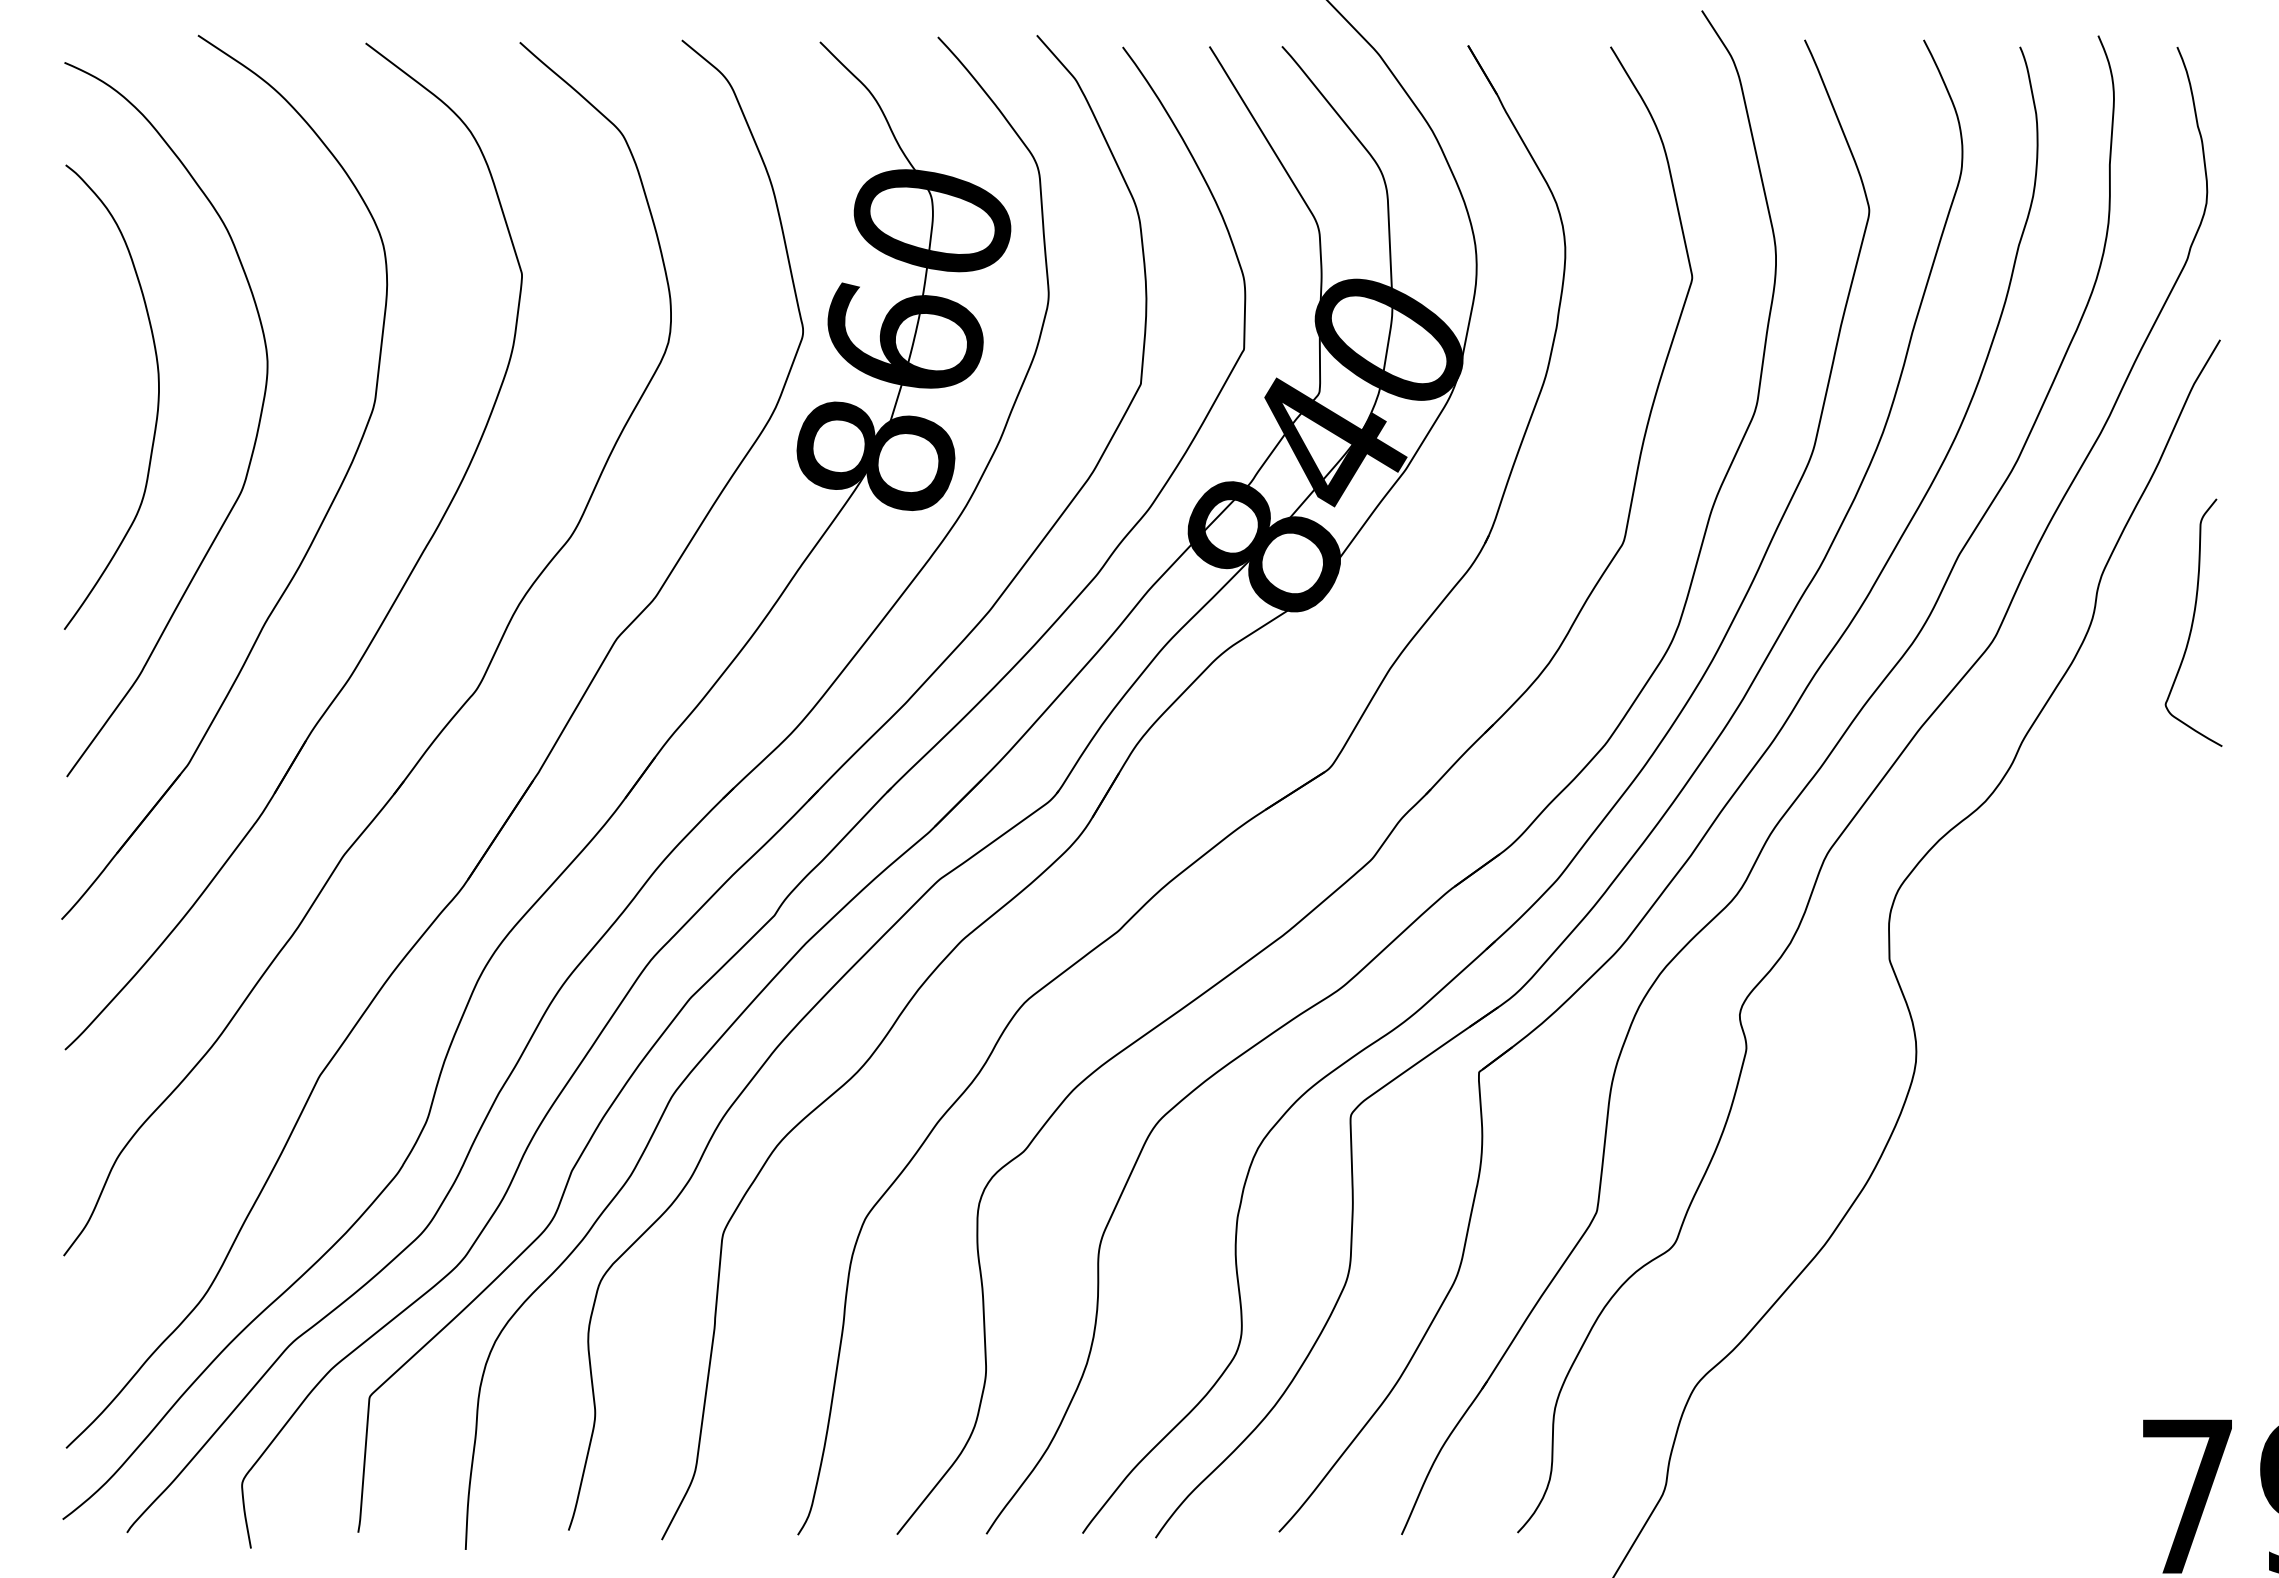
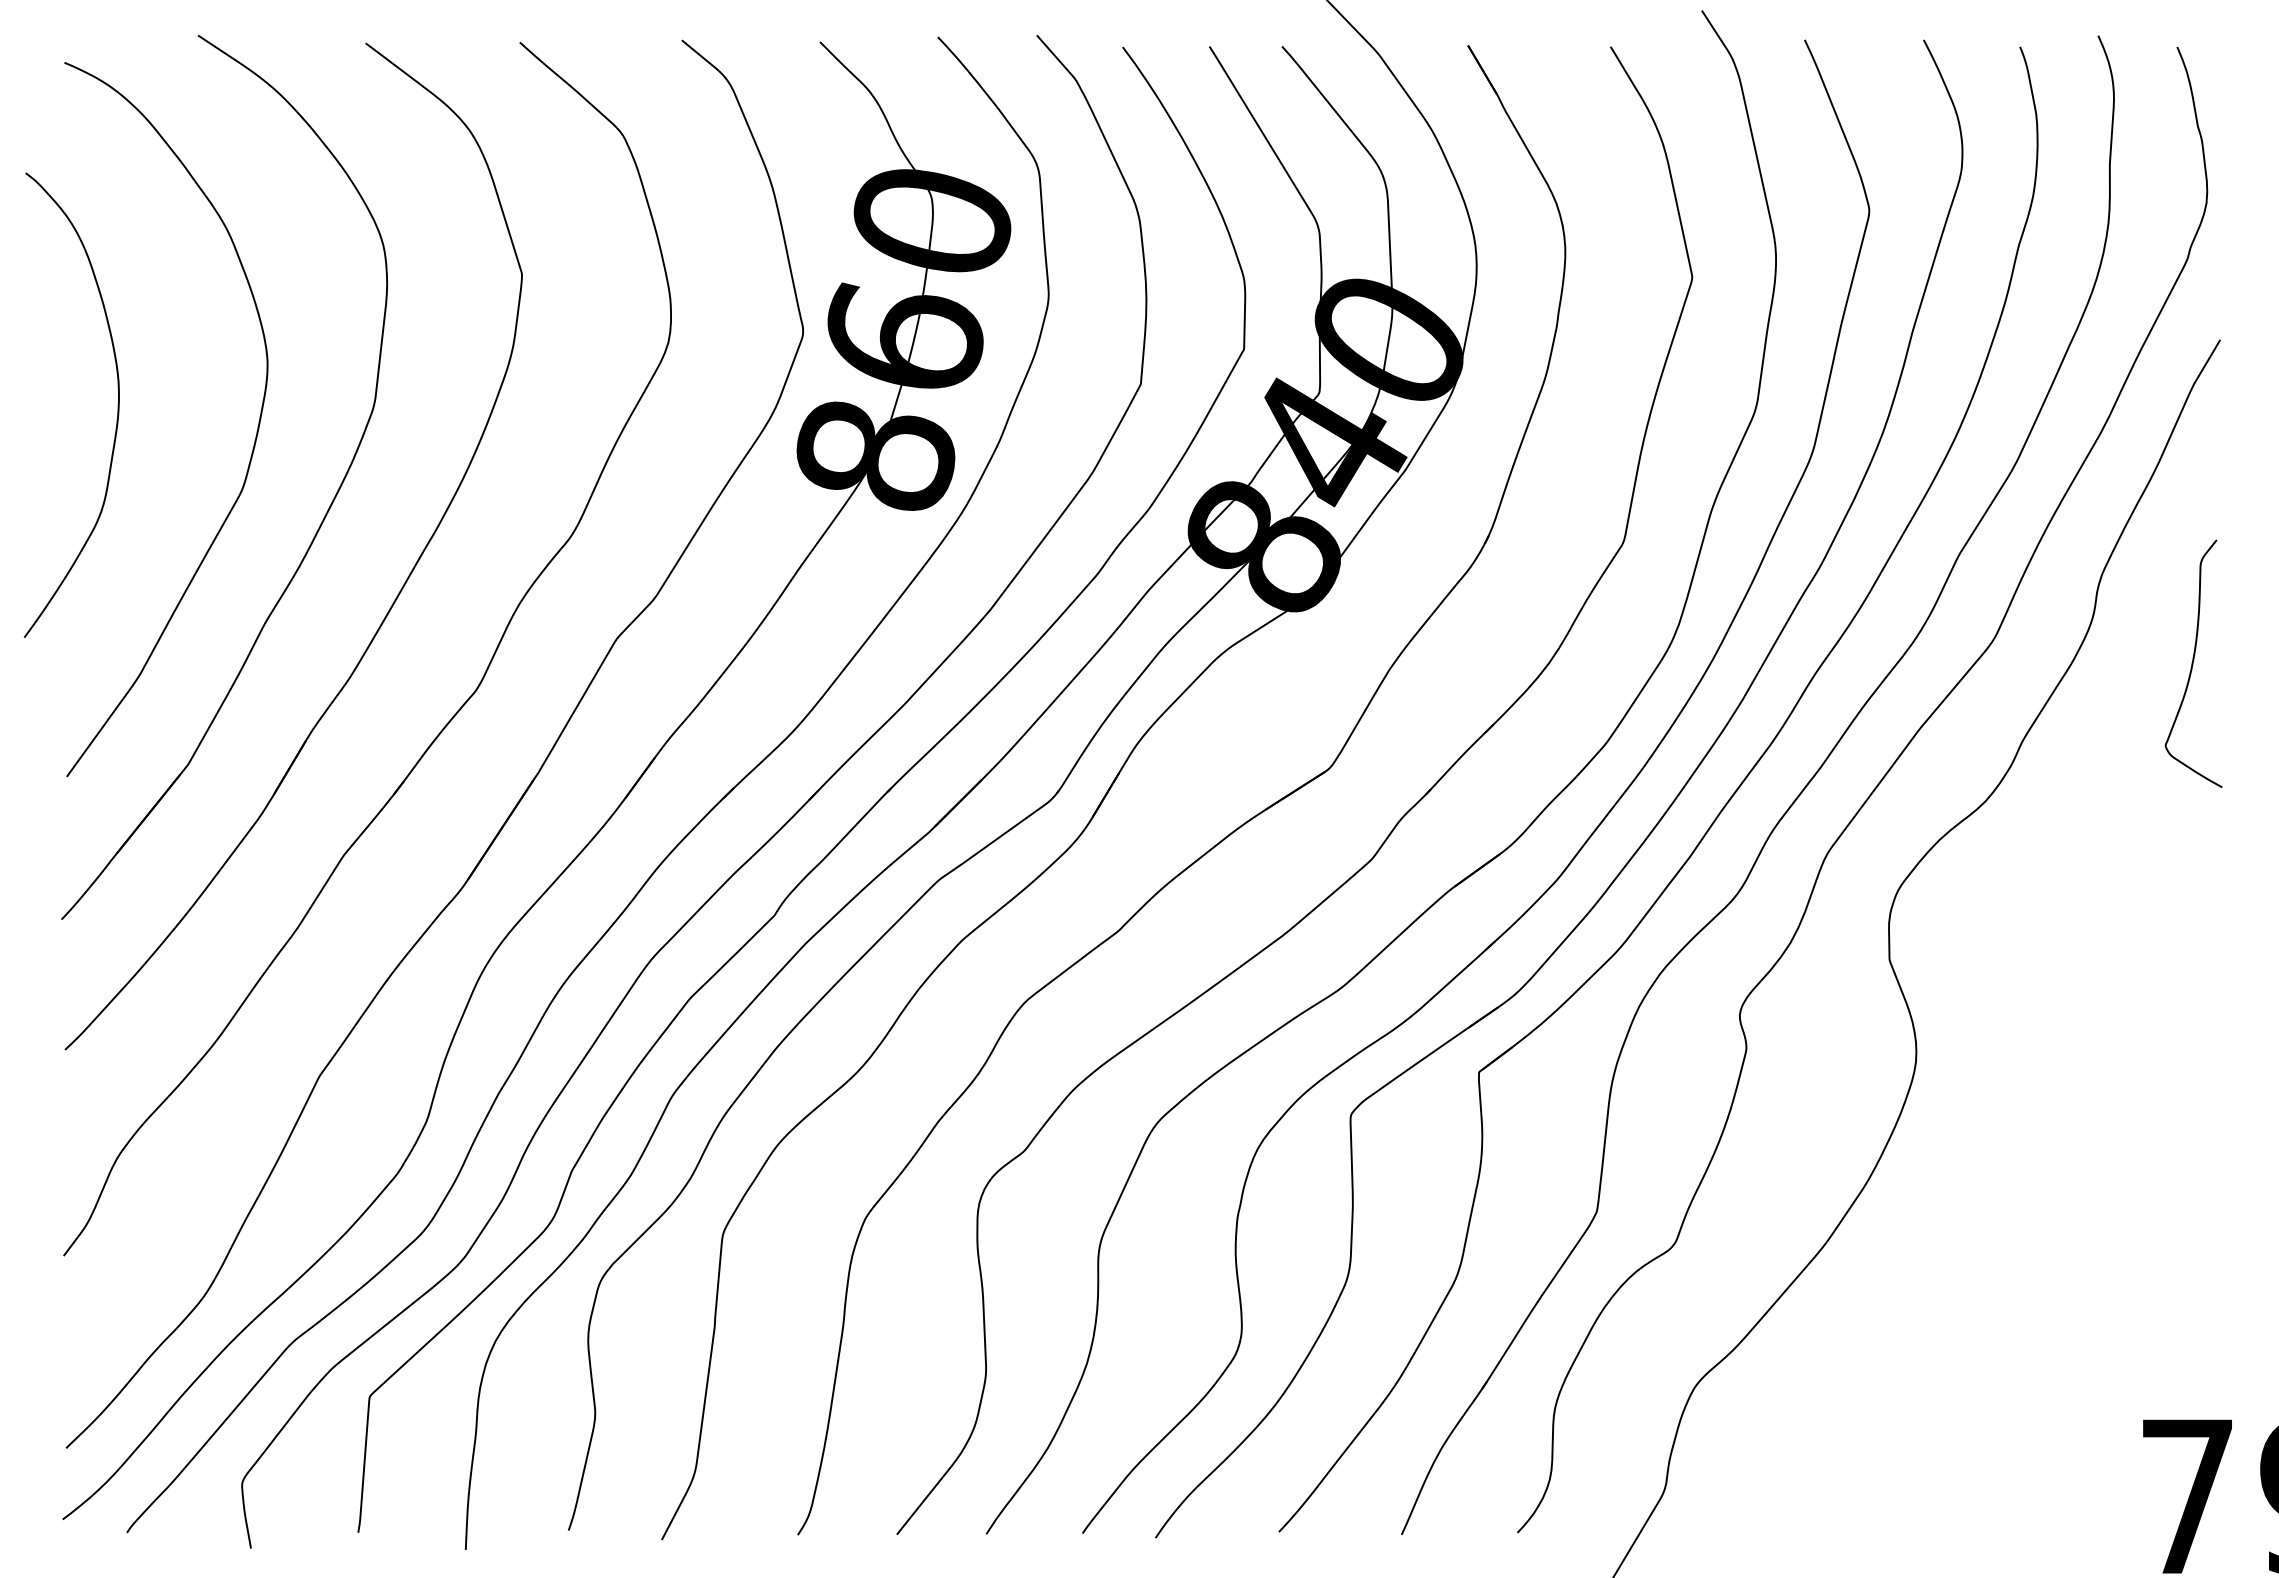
curve position: (157, 396) -> (117, 404) (117, 404)
curve position: (2193, 622) -> (2193, 663) (2193, 663)
